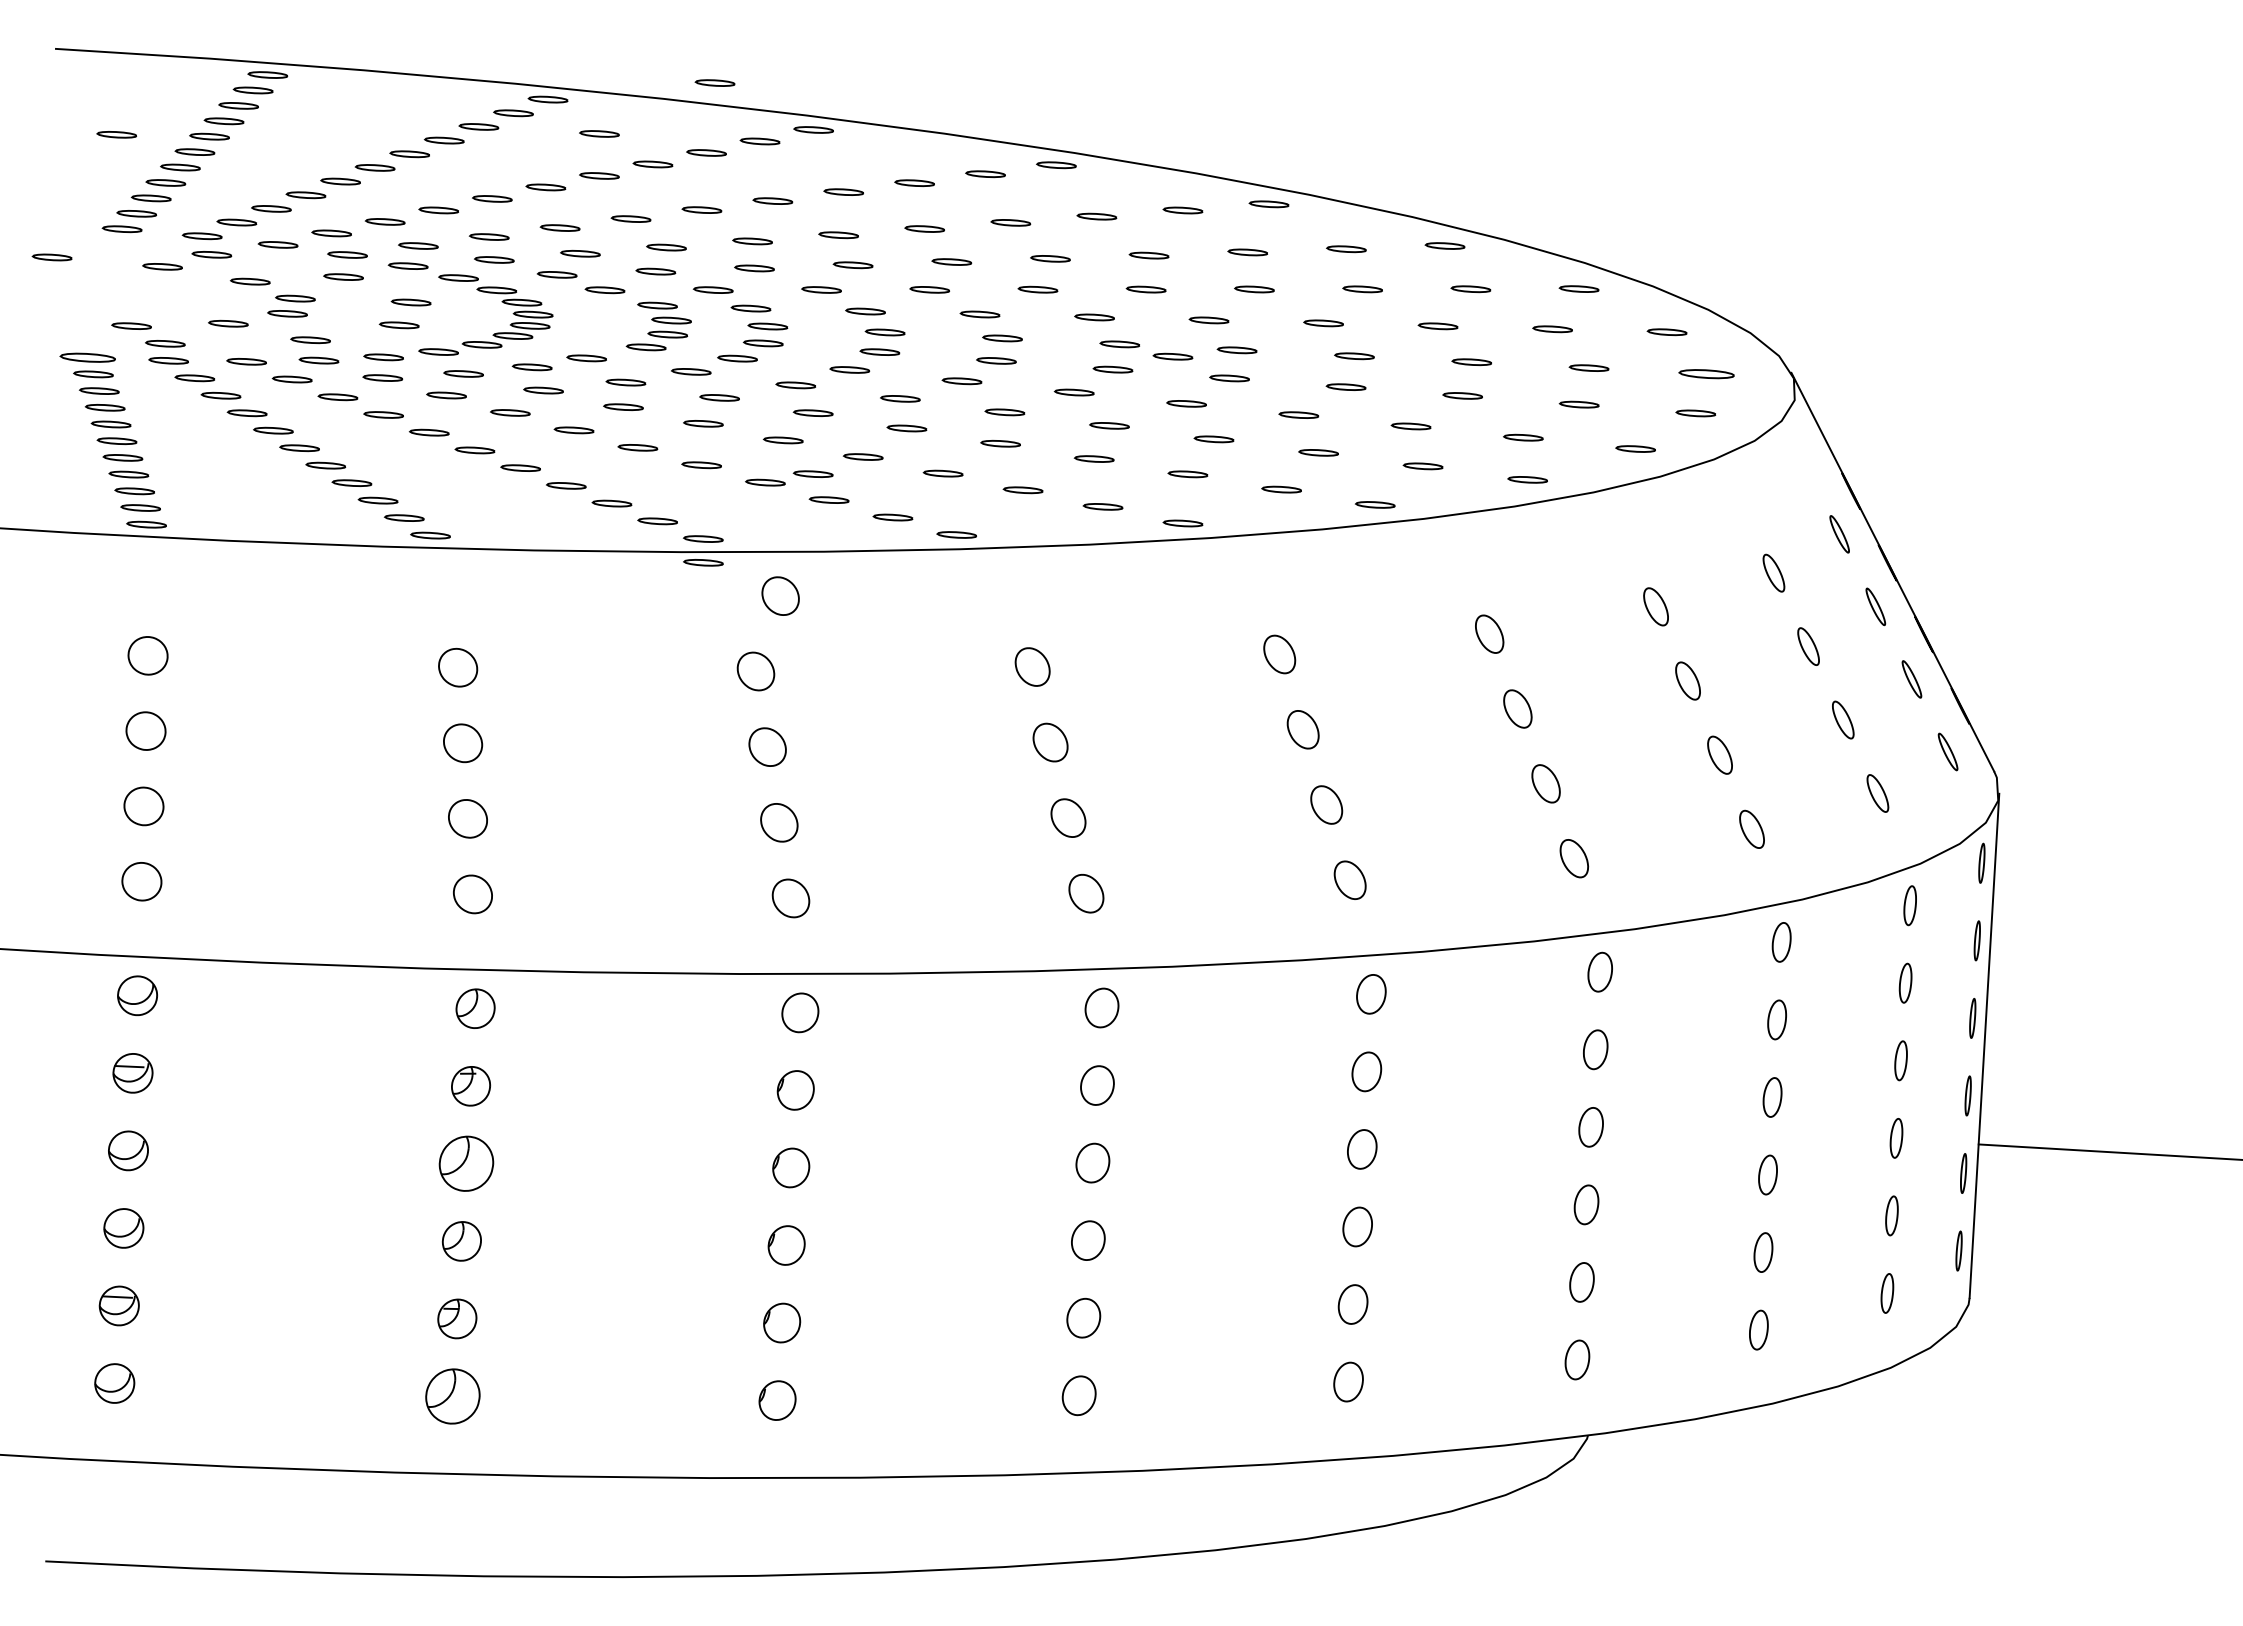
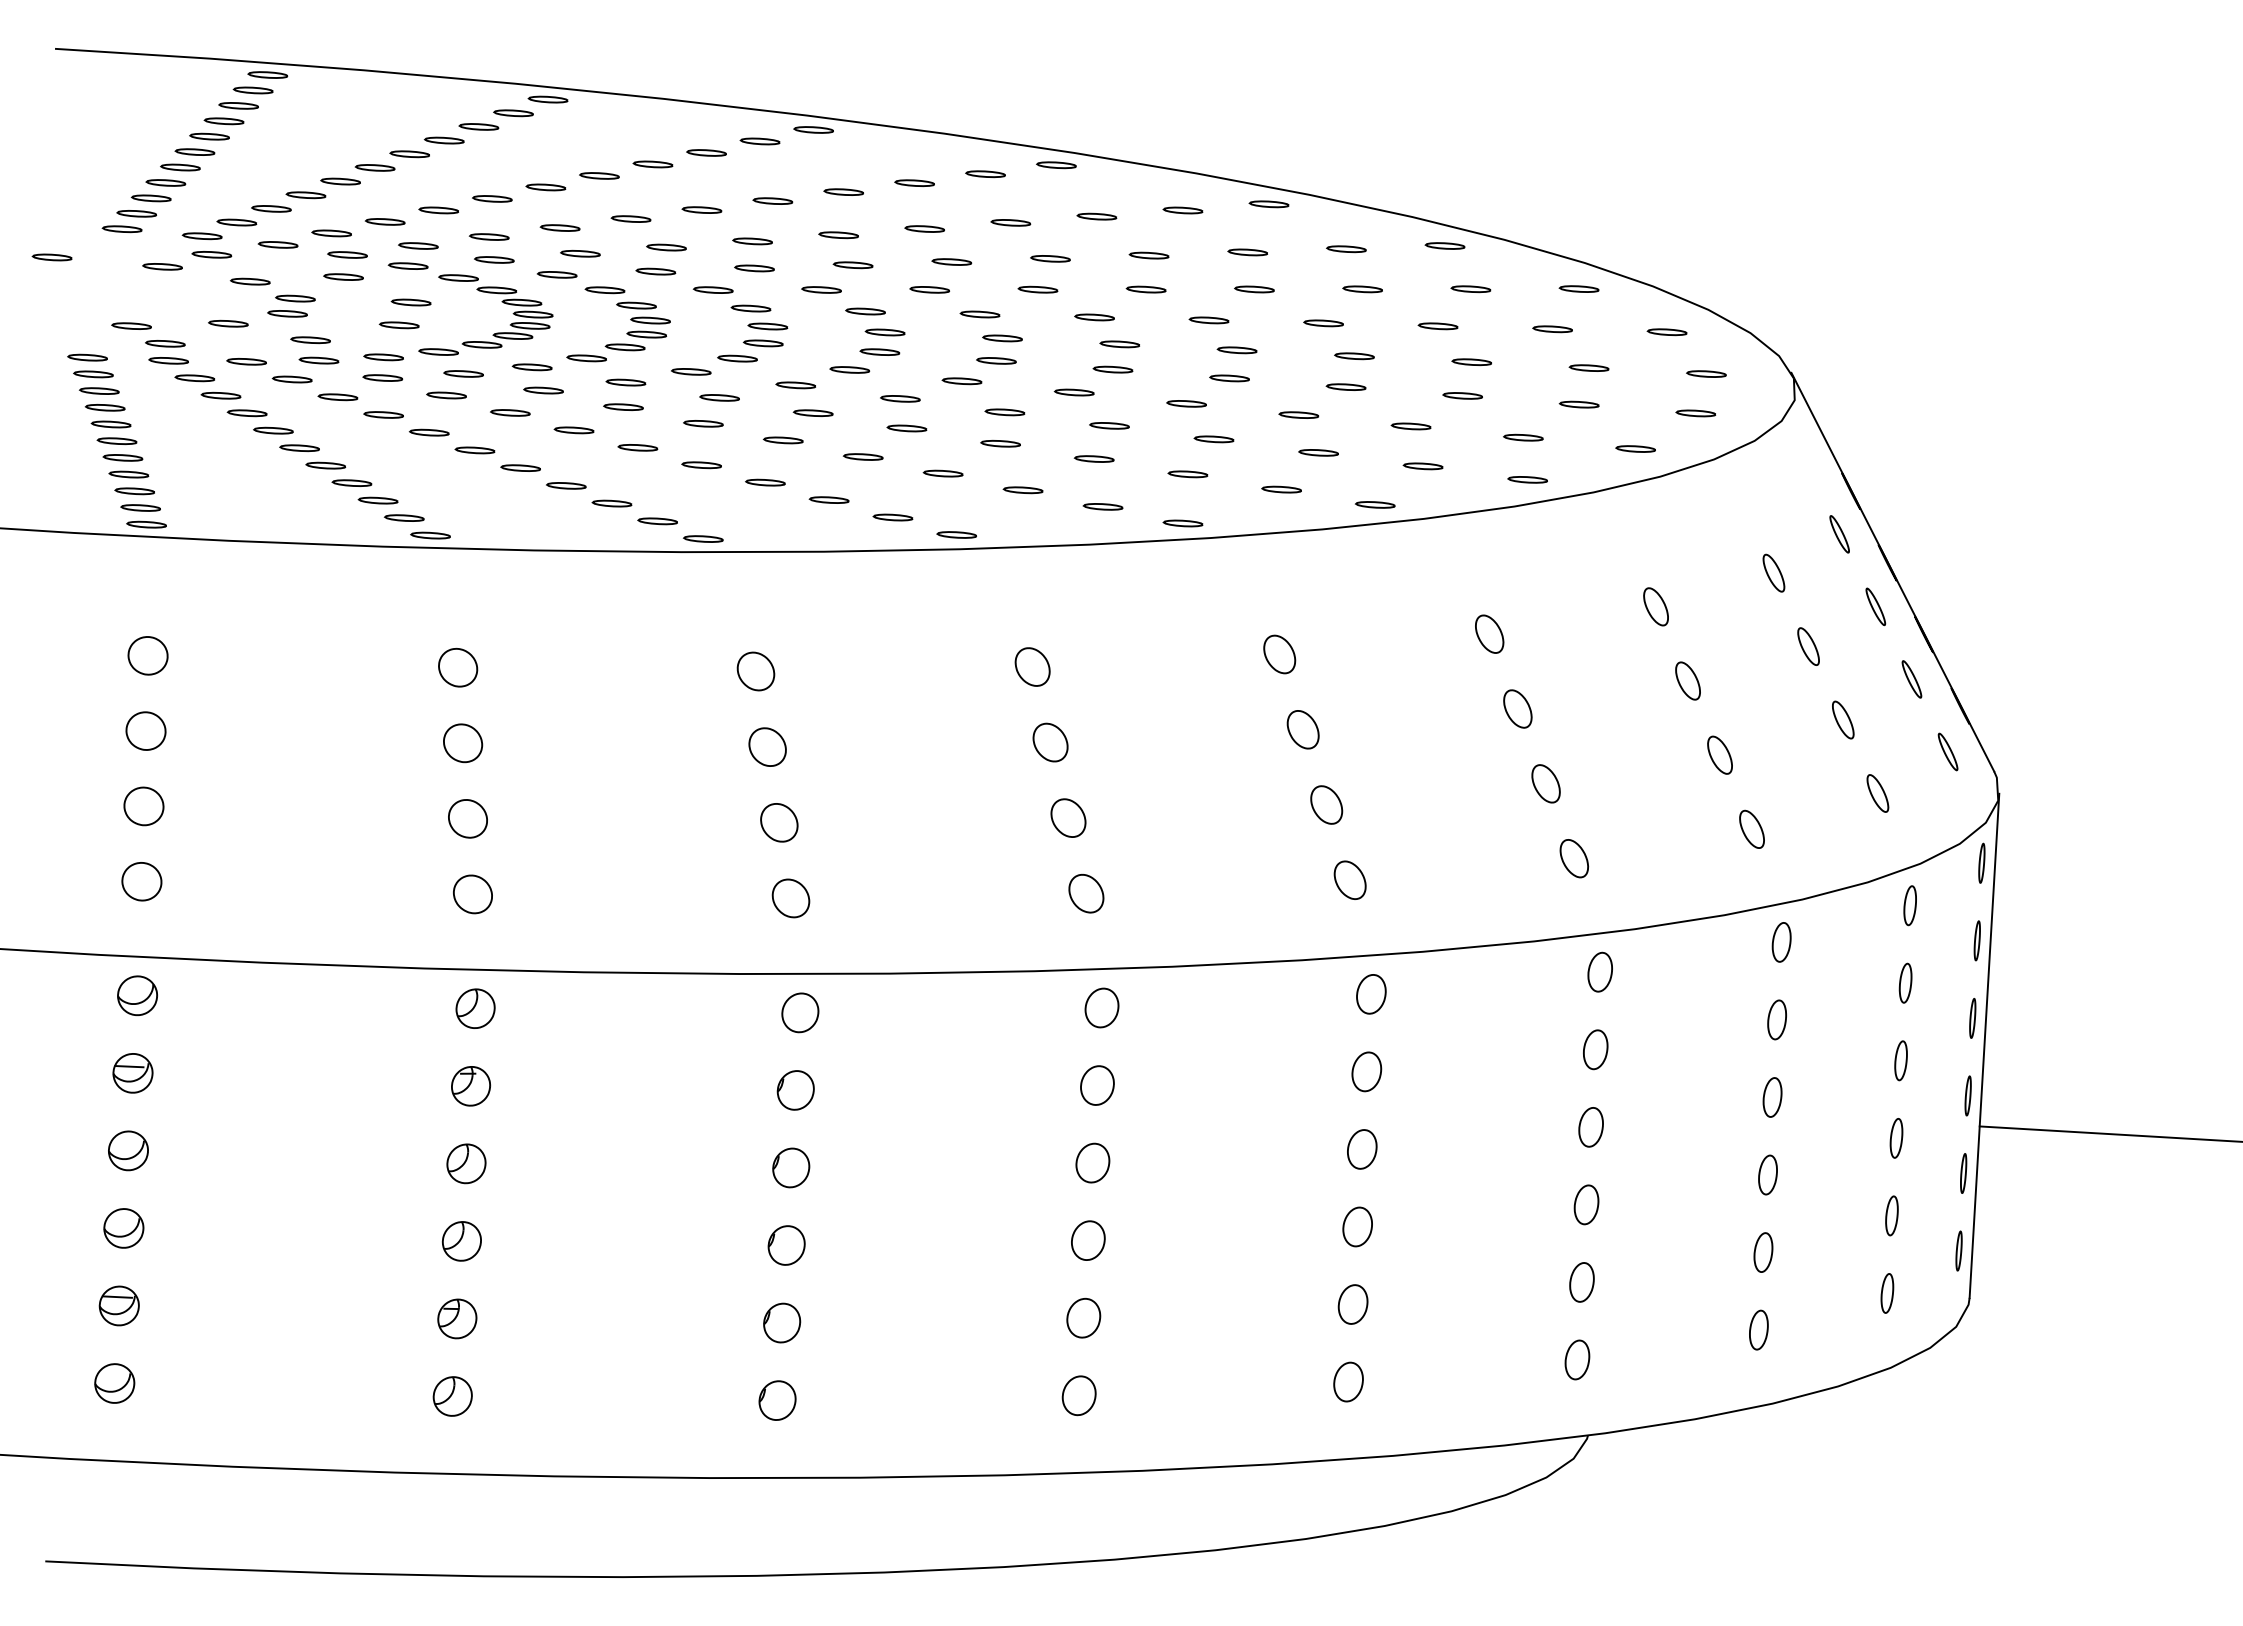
part: present -> none (714, 82)
part: present -> none (599, 133)
part: present -> none (116, 134)
part position: (658, 326) -> (637, 326) (637, 326)
part: present -> none (1172, 356)
part size: 57x11 px -> 41x9 px (87, 357)
part size: 57x11 px -> 41x8 px (1706, 373)
part: present -> none (812, 473)
part: present -> none (703, 562)
part: present -> none (780, 595)
line position: (2108, 1151) -> (2109, 1133) (2109, 1133)
part size: 57x57 px -> 41x42 px (466, 1163)
part size: 56x57 px -> 41x41 px (452, 1396)
